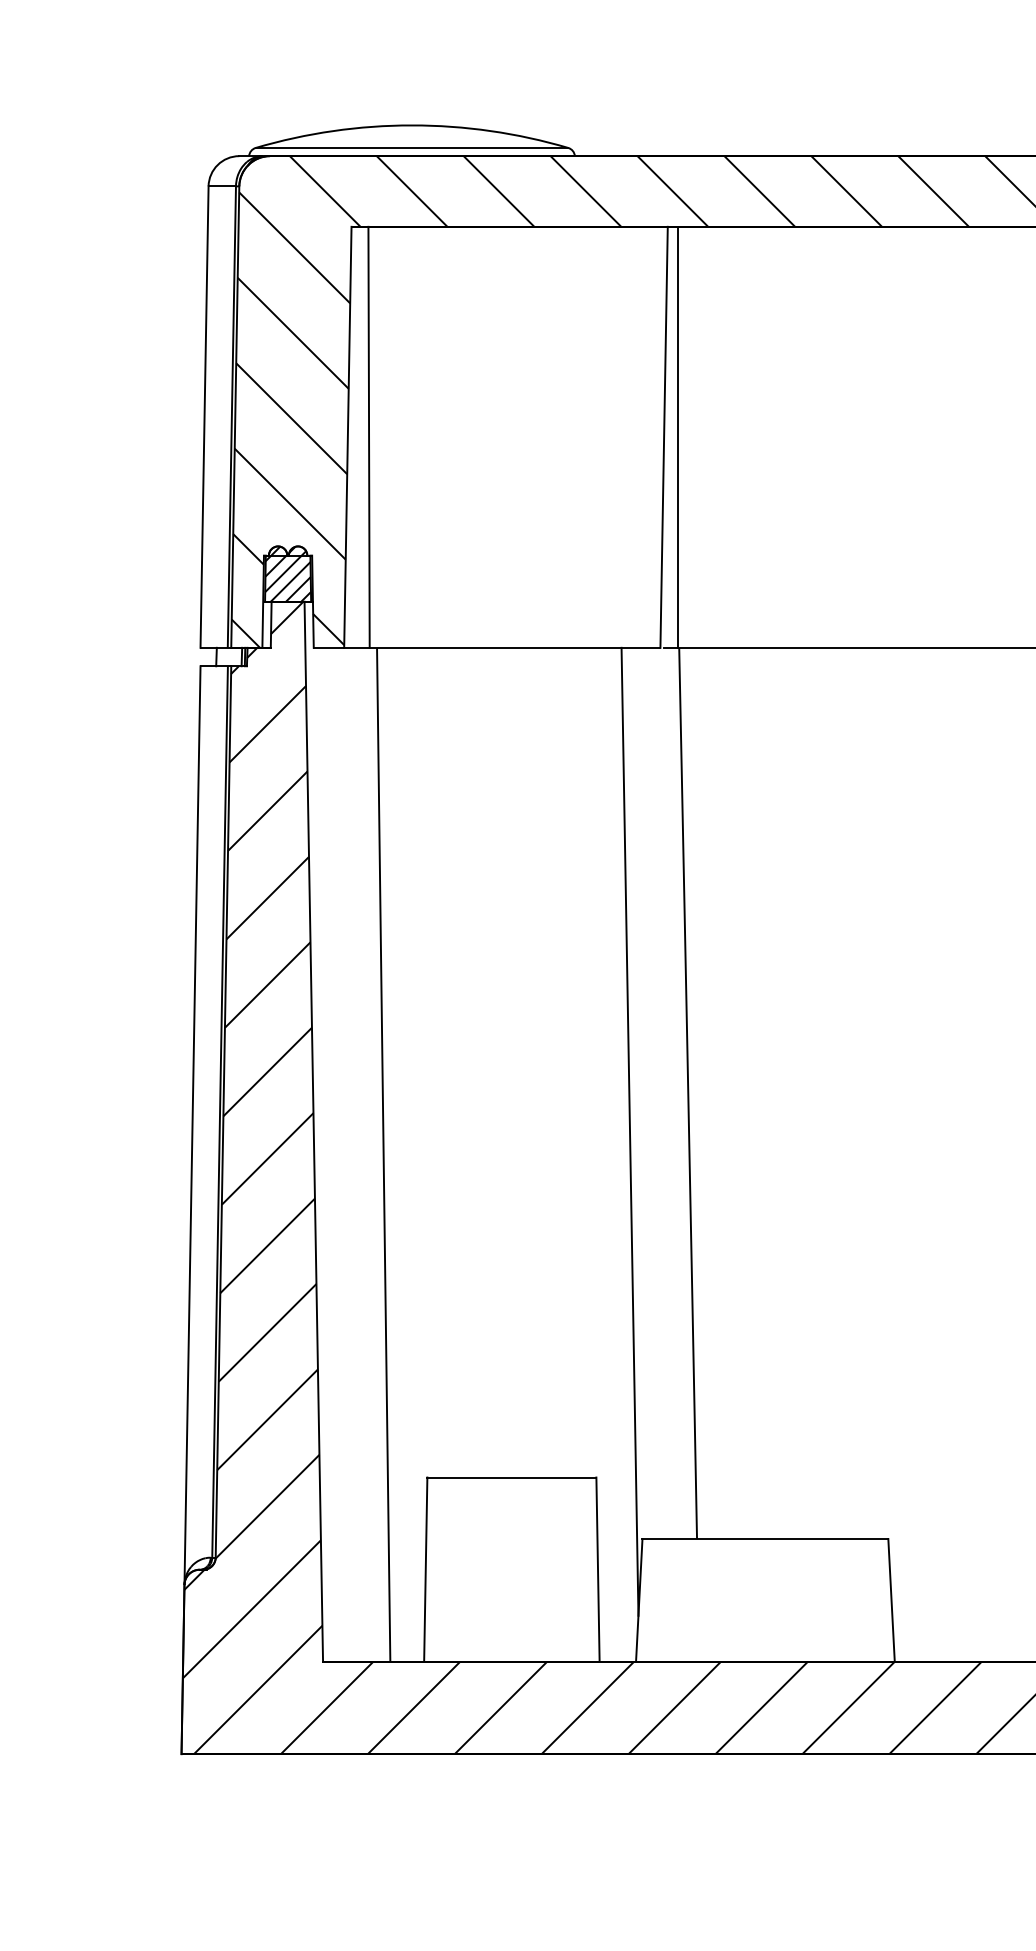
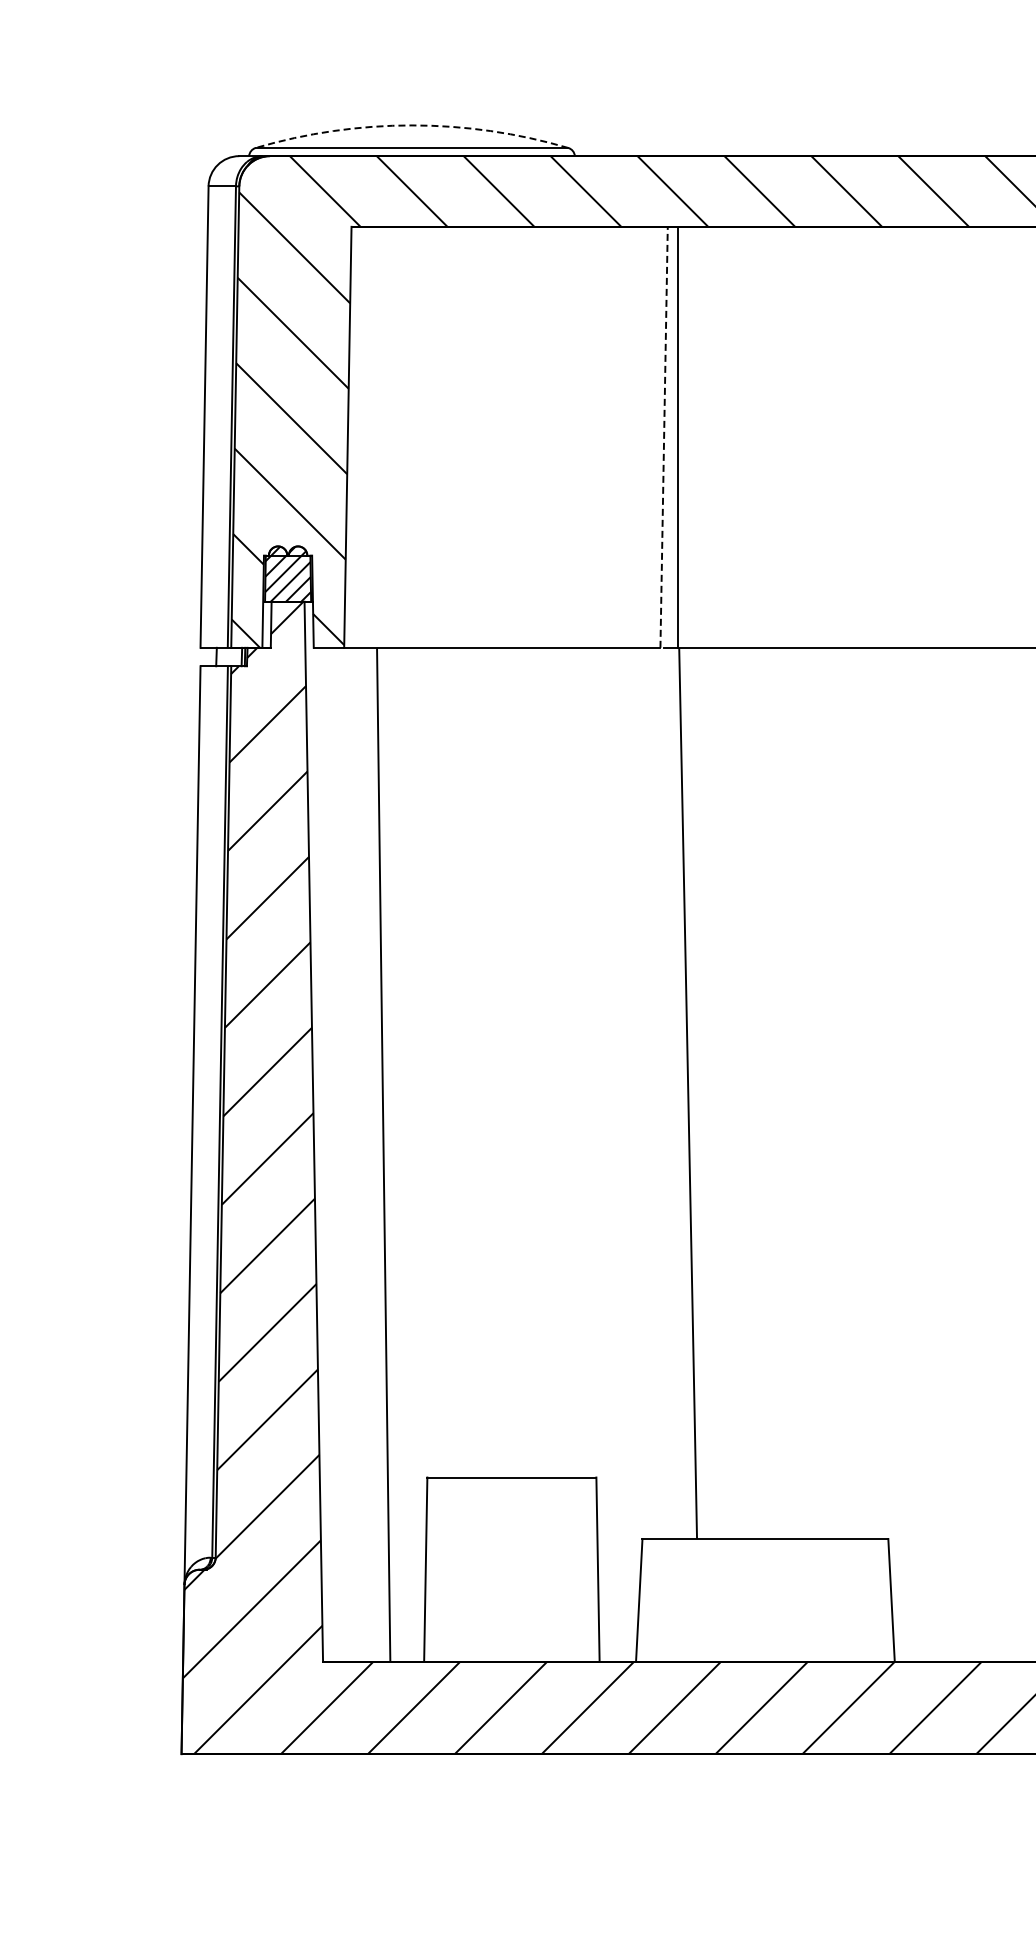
arc: solid -> dashed (412, 125)
line: present -> none (368, 436)
line: solid -> dashed (664, 437)
line: present -> none (629, 1131)
